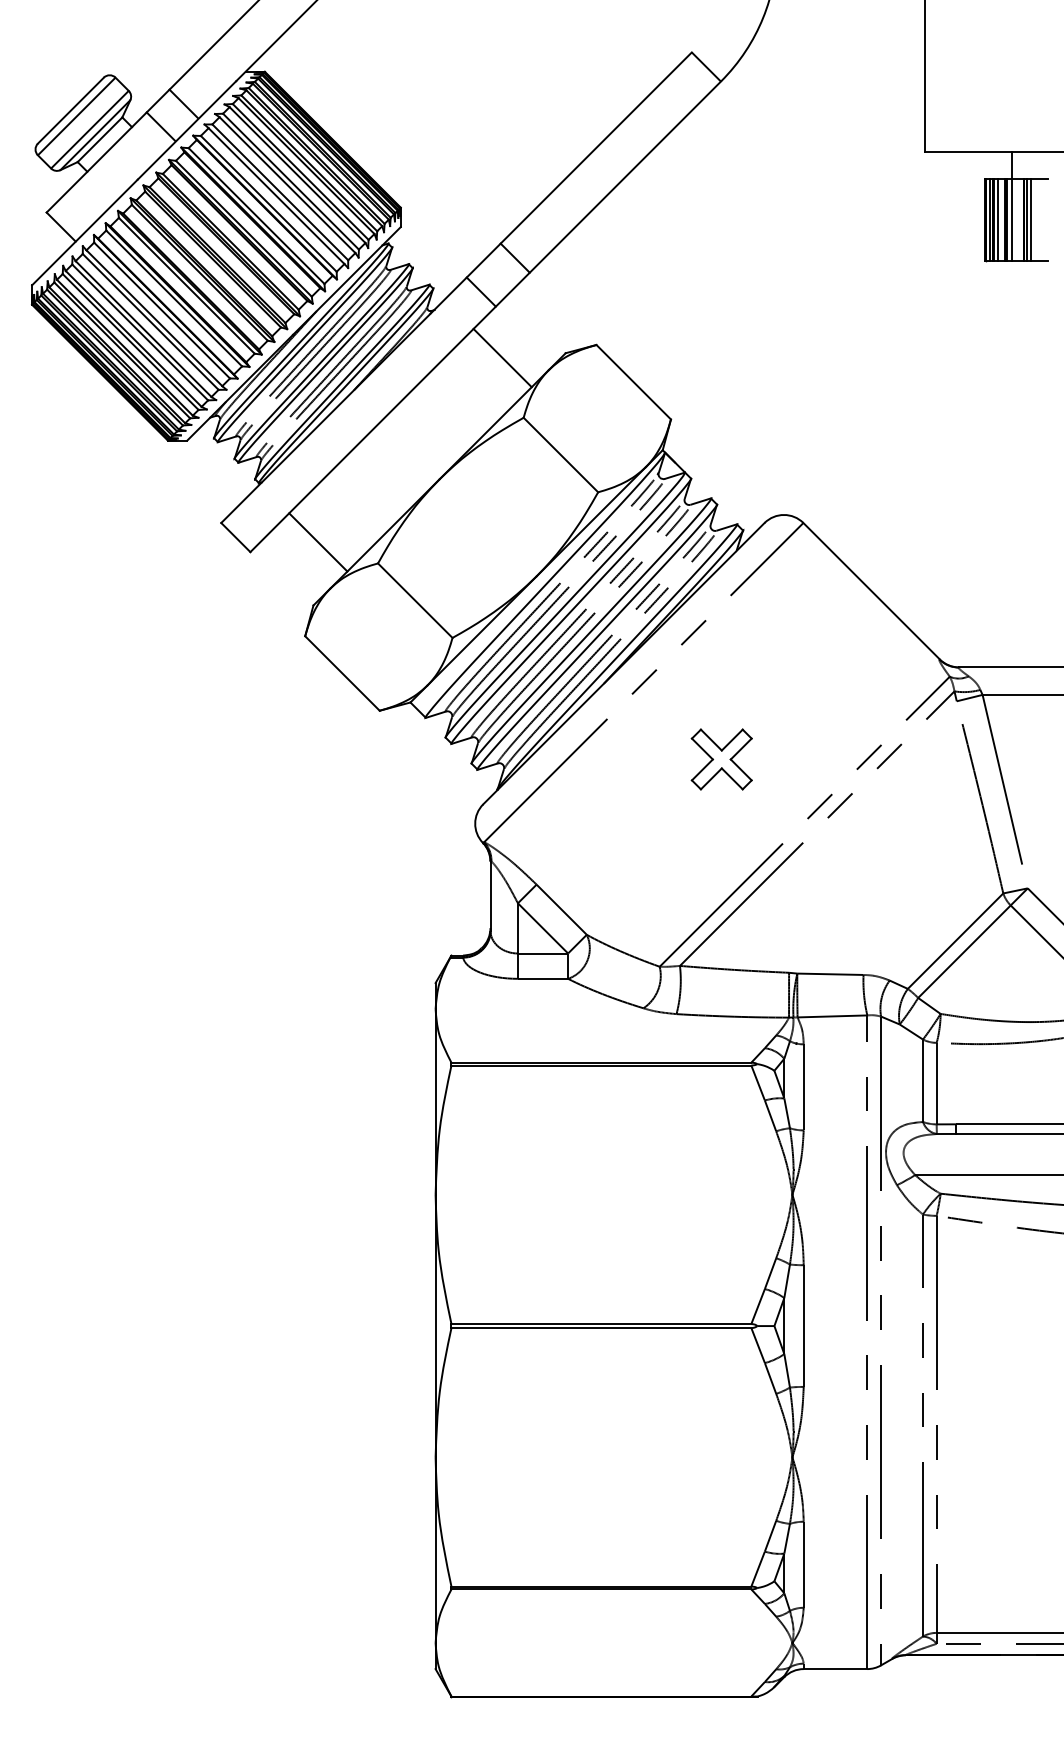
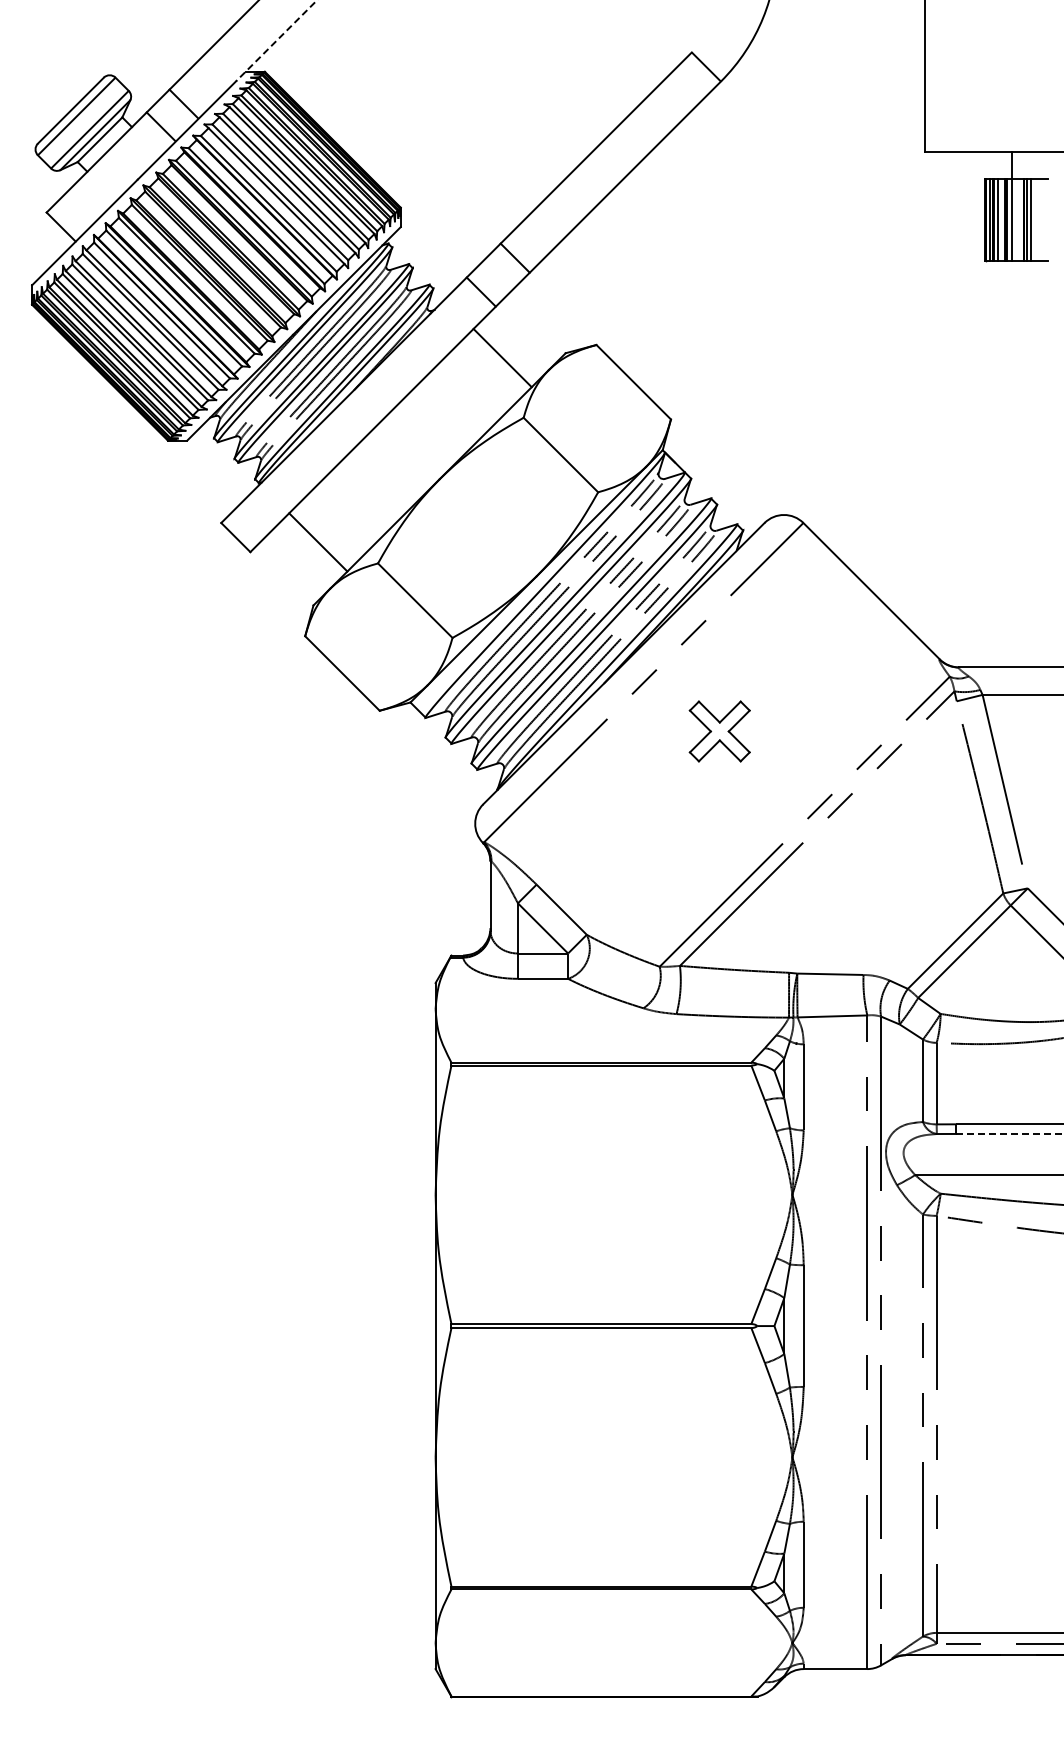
line: solid -> dashed (276, 40)
part position: (721, 759) -> (719, 731) (719, 731)
line: solid -> dashed (1010, 1133)
